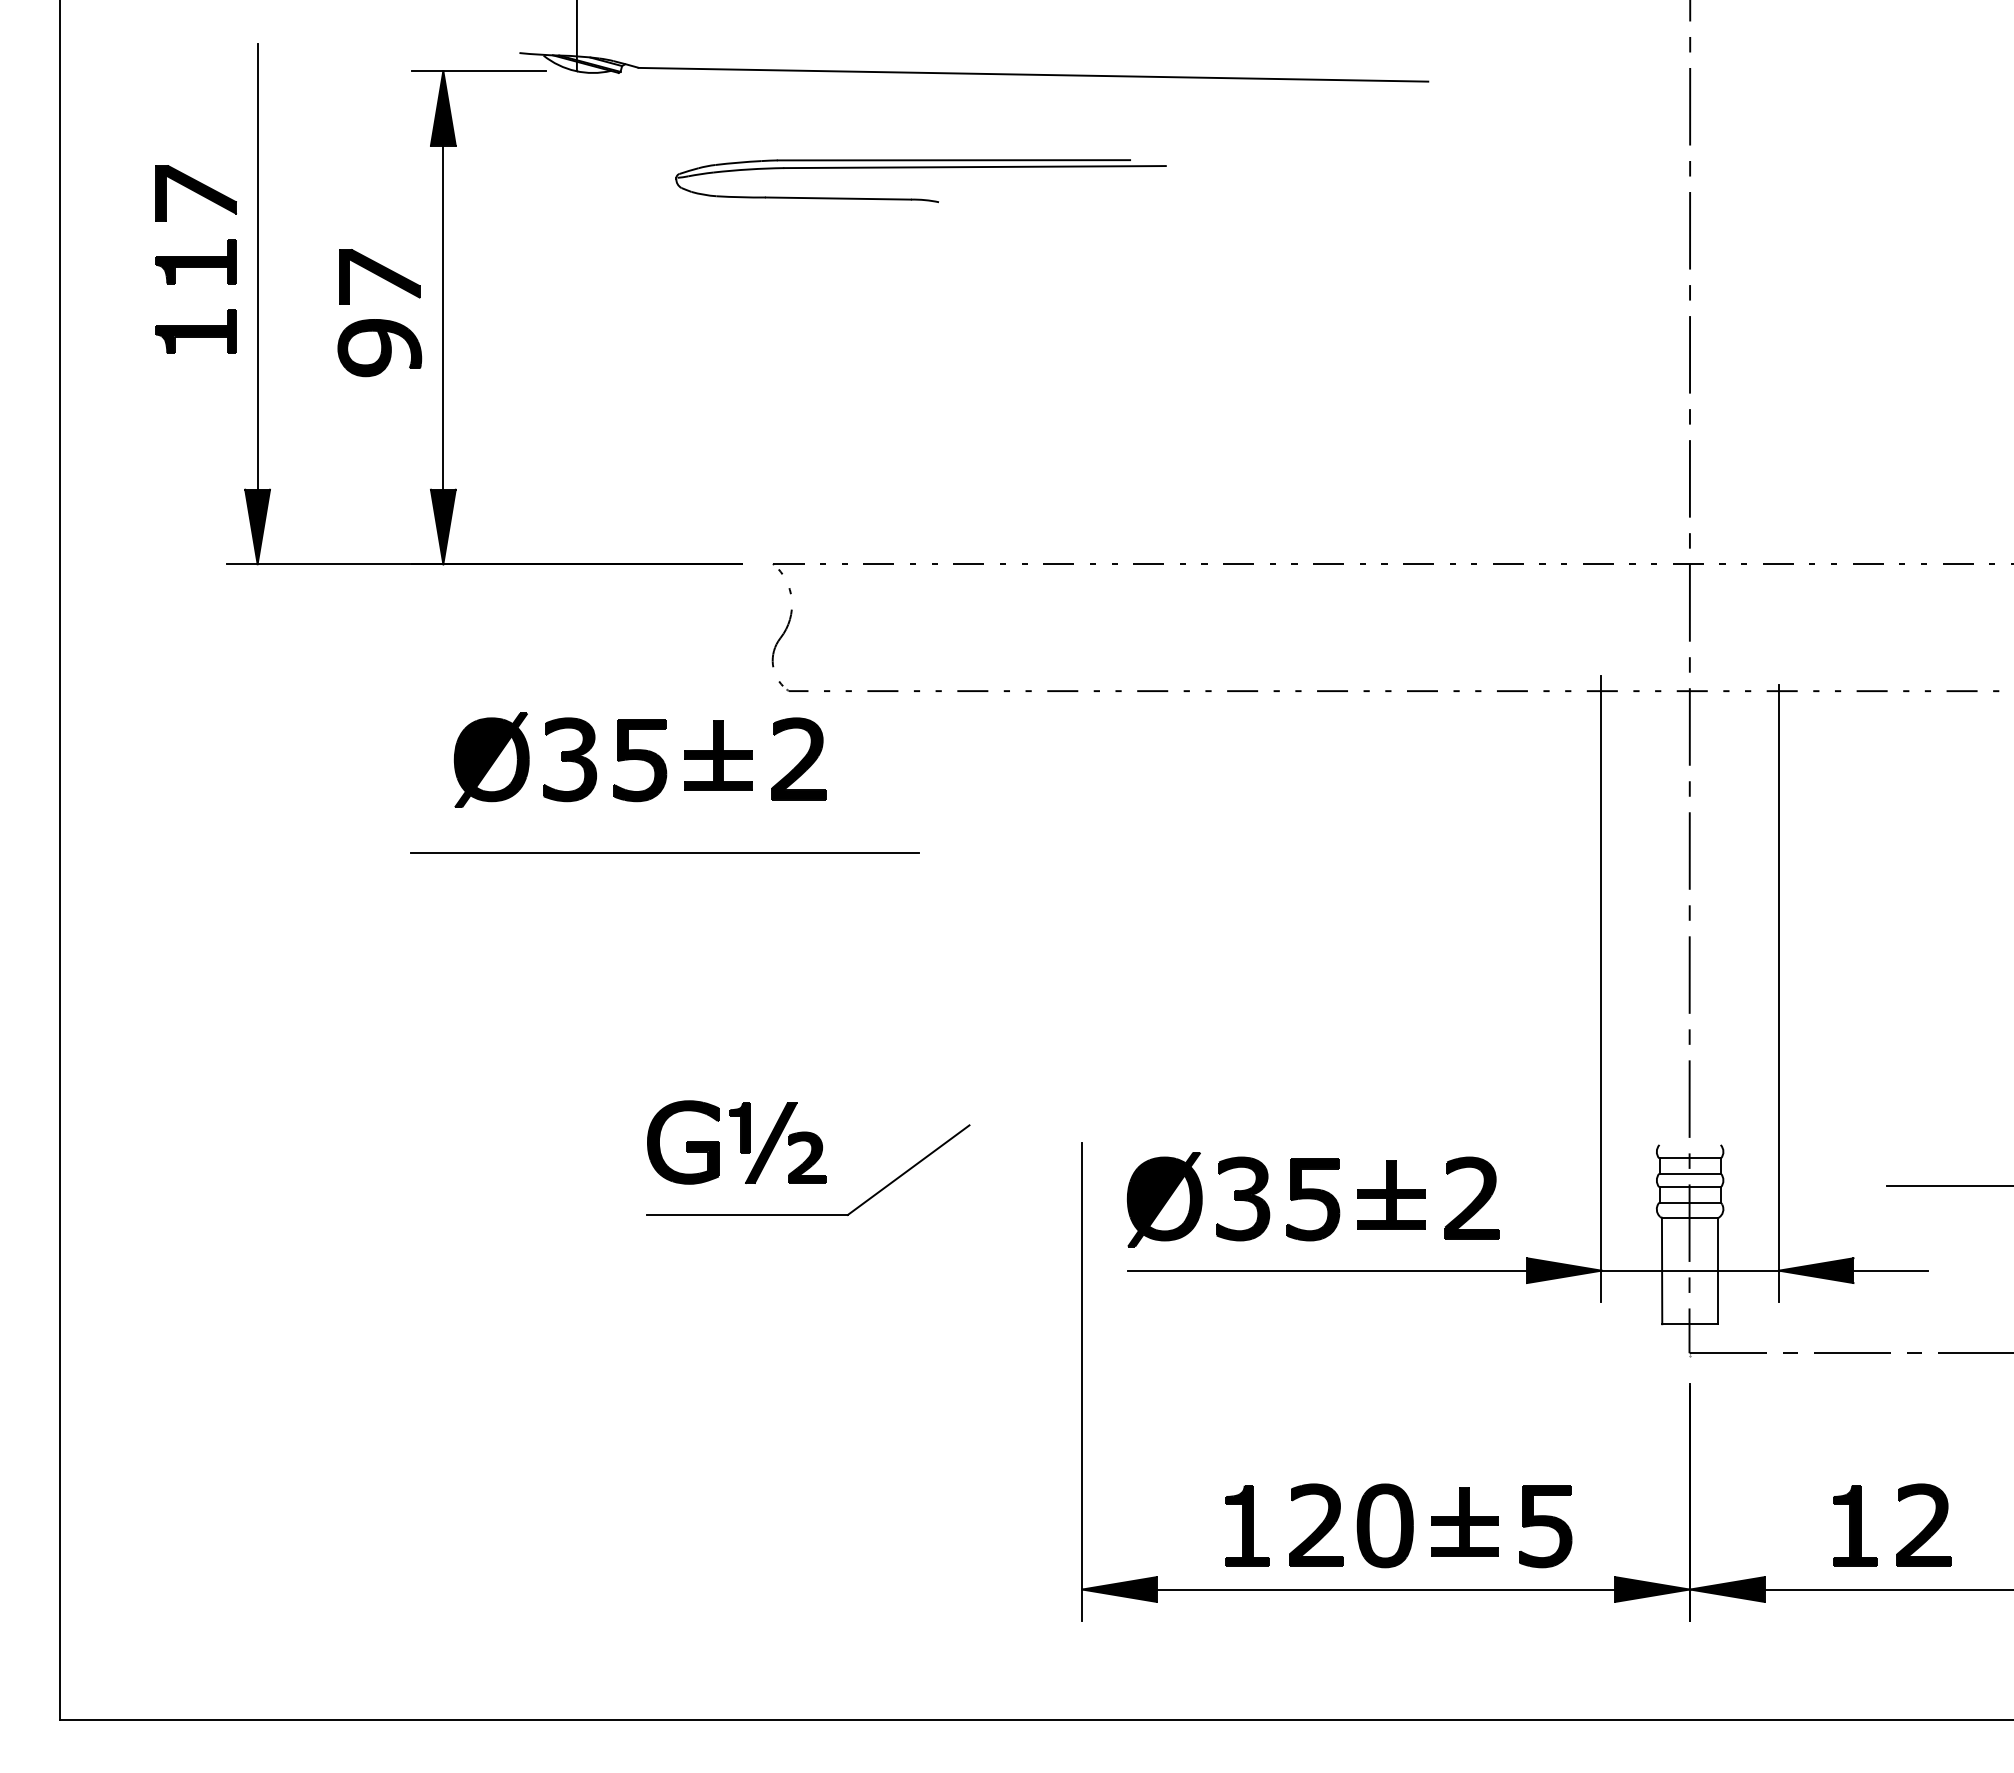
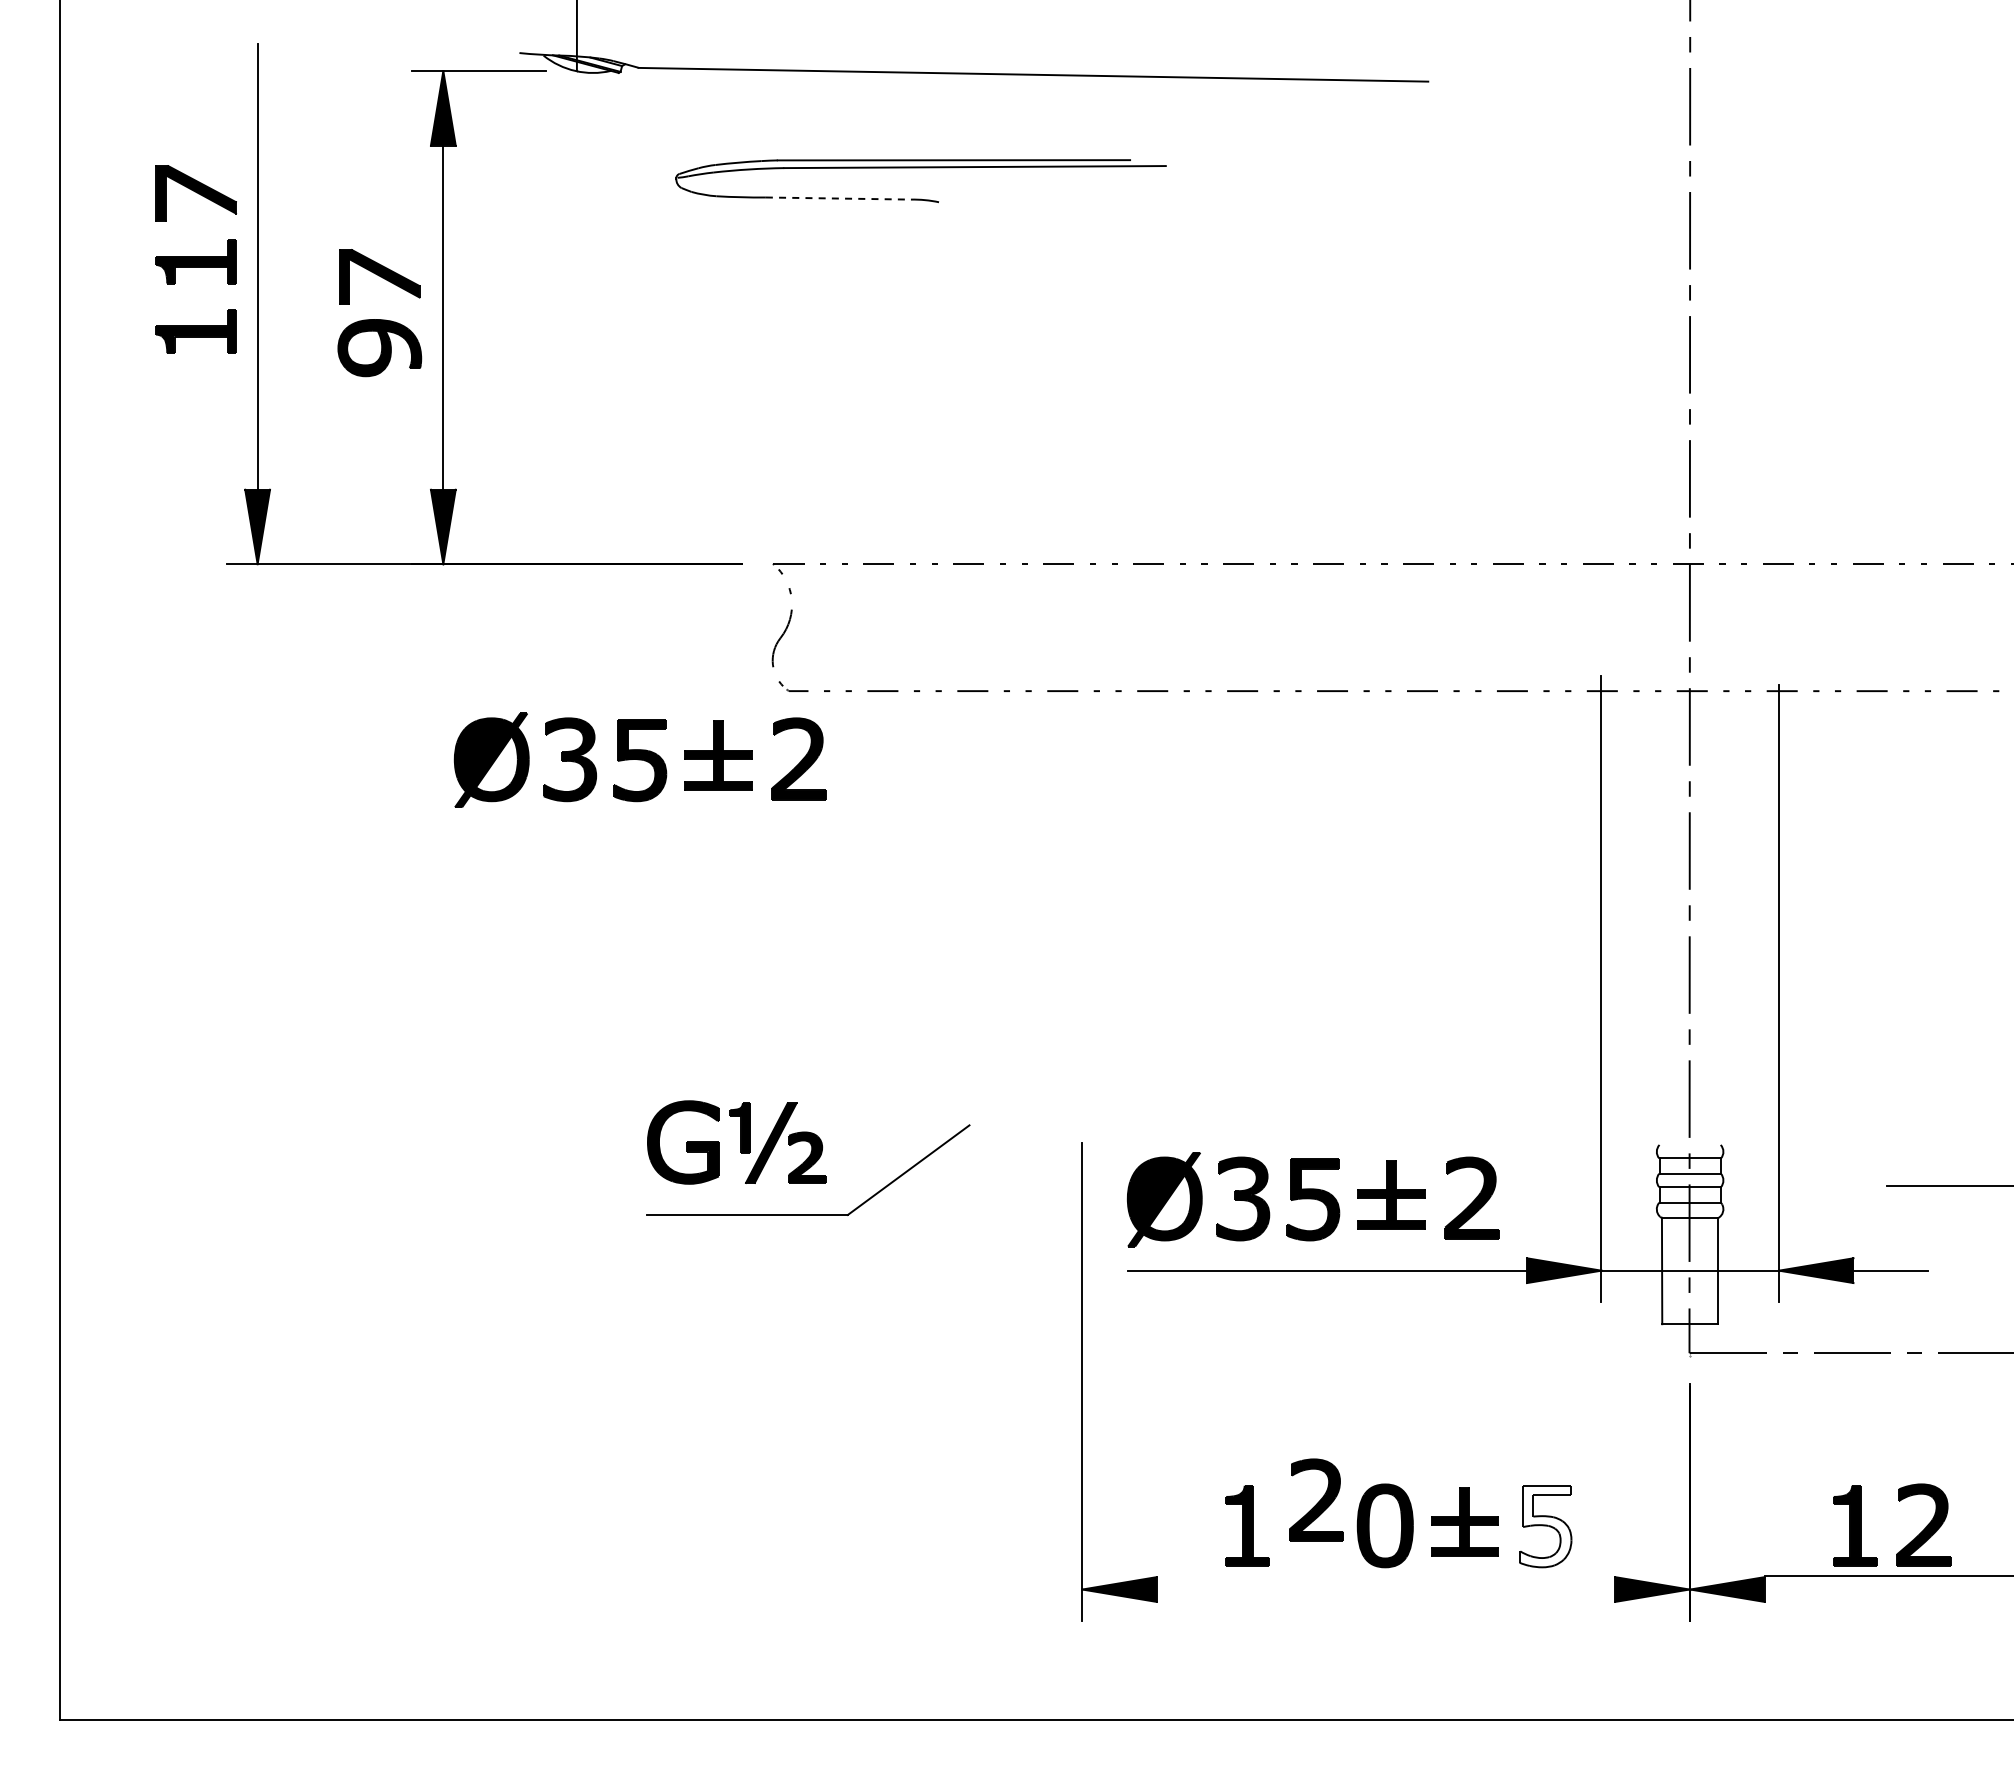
line: solid -> dashed (838, 198)
line: present -> none (664, 853)
part position: (1316, 1524) -> (1316, 1499) (1316, 1499)
fill: present -> none (1545, 1526)
line: present -> none (1385, 1589)
line position: (1887, 1589) -> (1887, 1575) (1887, 1575)
